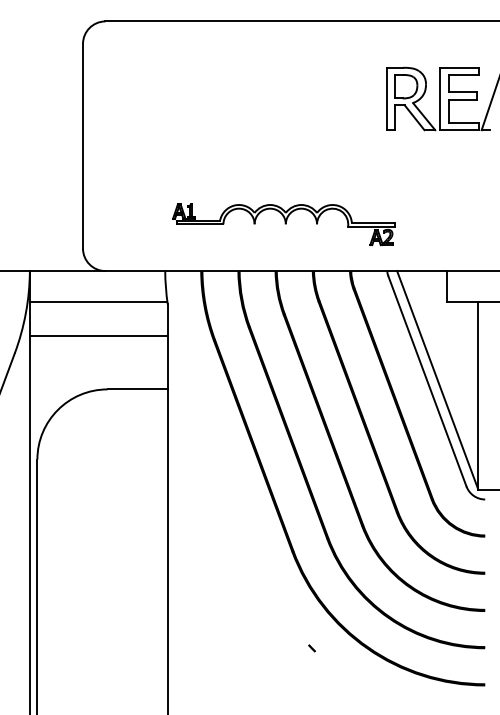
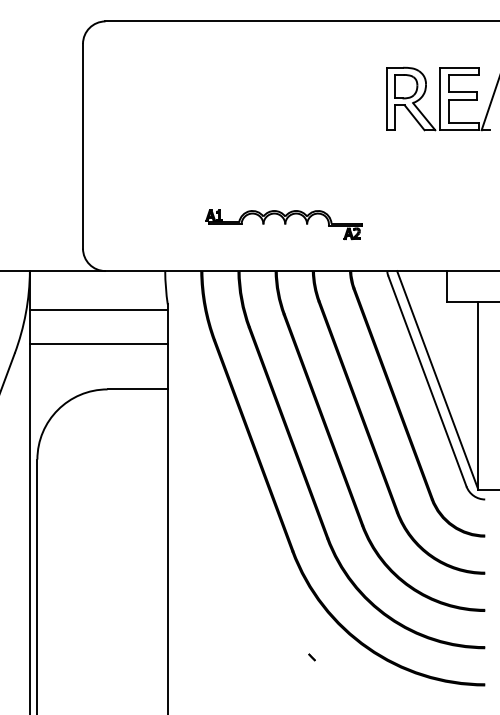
part size: 224x44 px -> 158x32 px (283, 224)
line position: (98, 302) -> (98, 310) (98, 310)
line position: (98, 335) -> (98, 343) (98, 343)
part position: (311, 648) -> (311, 657) (311, 657)
